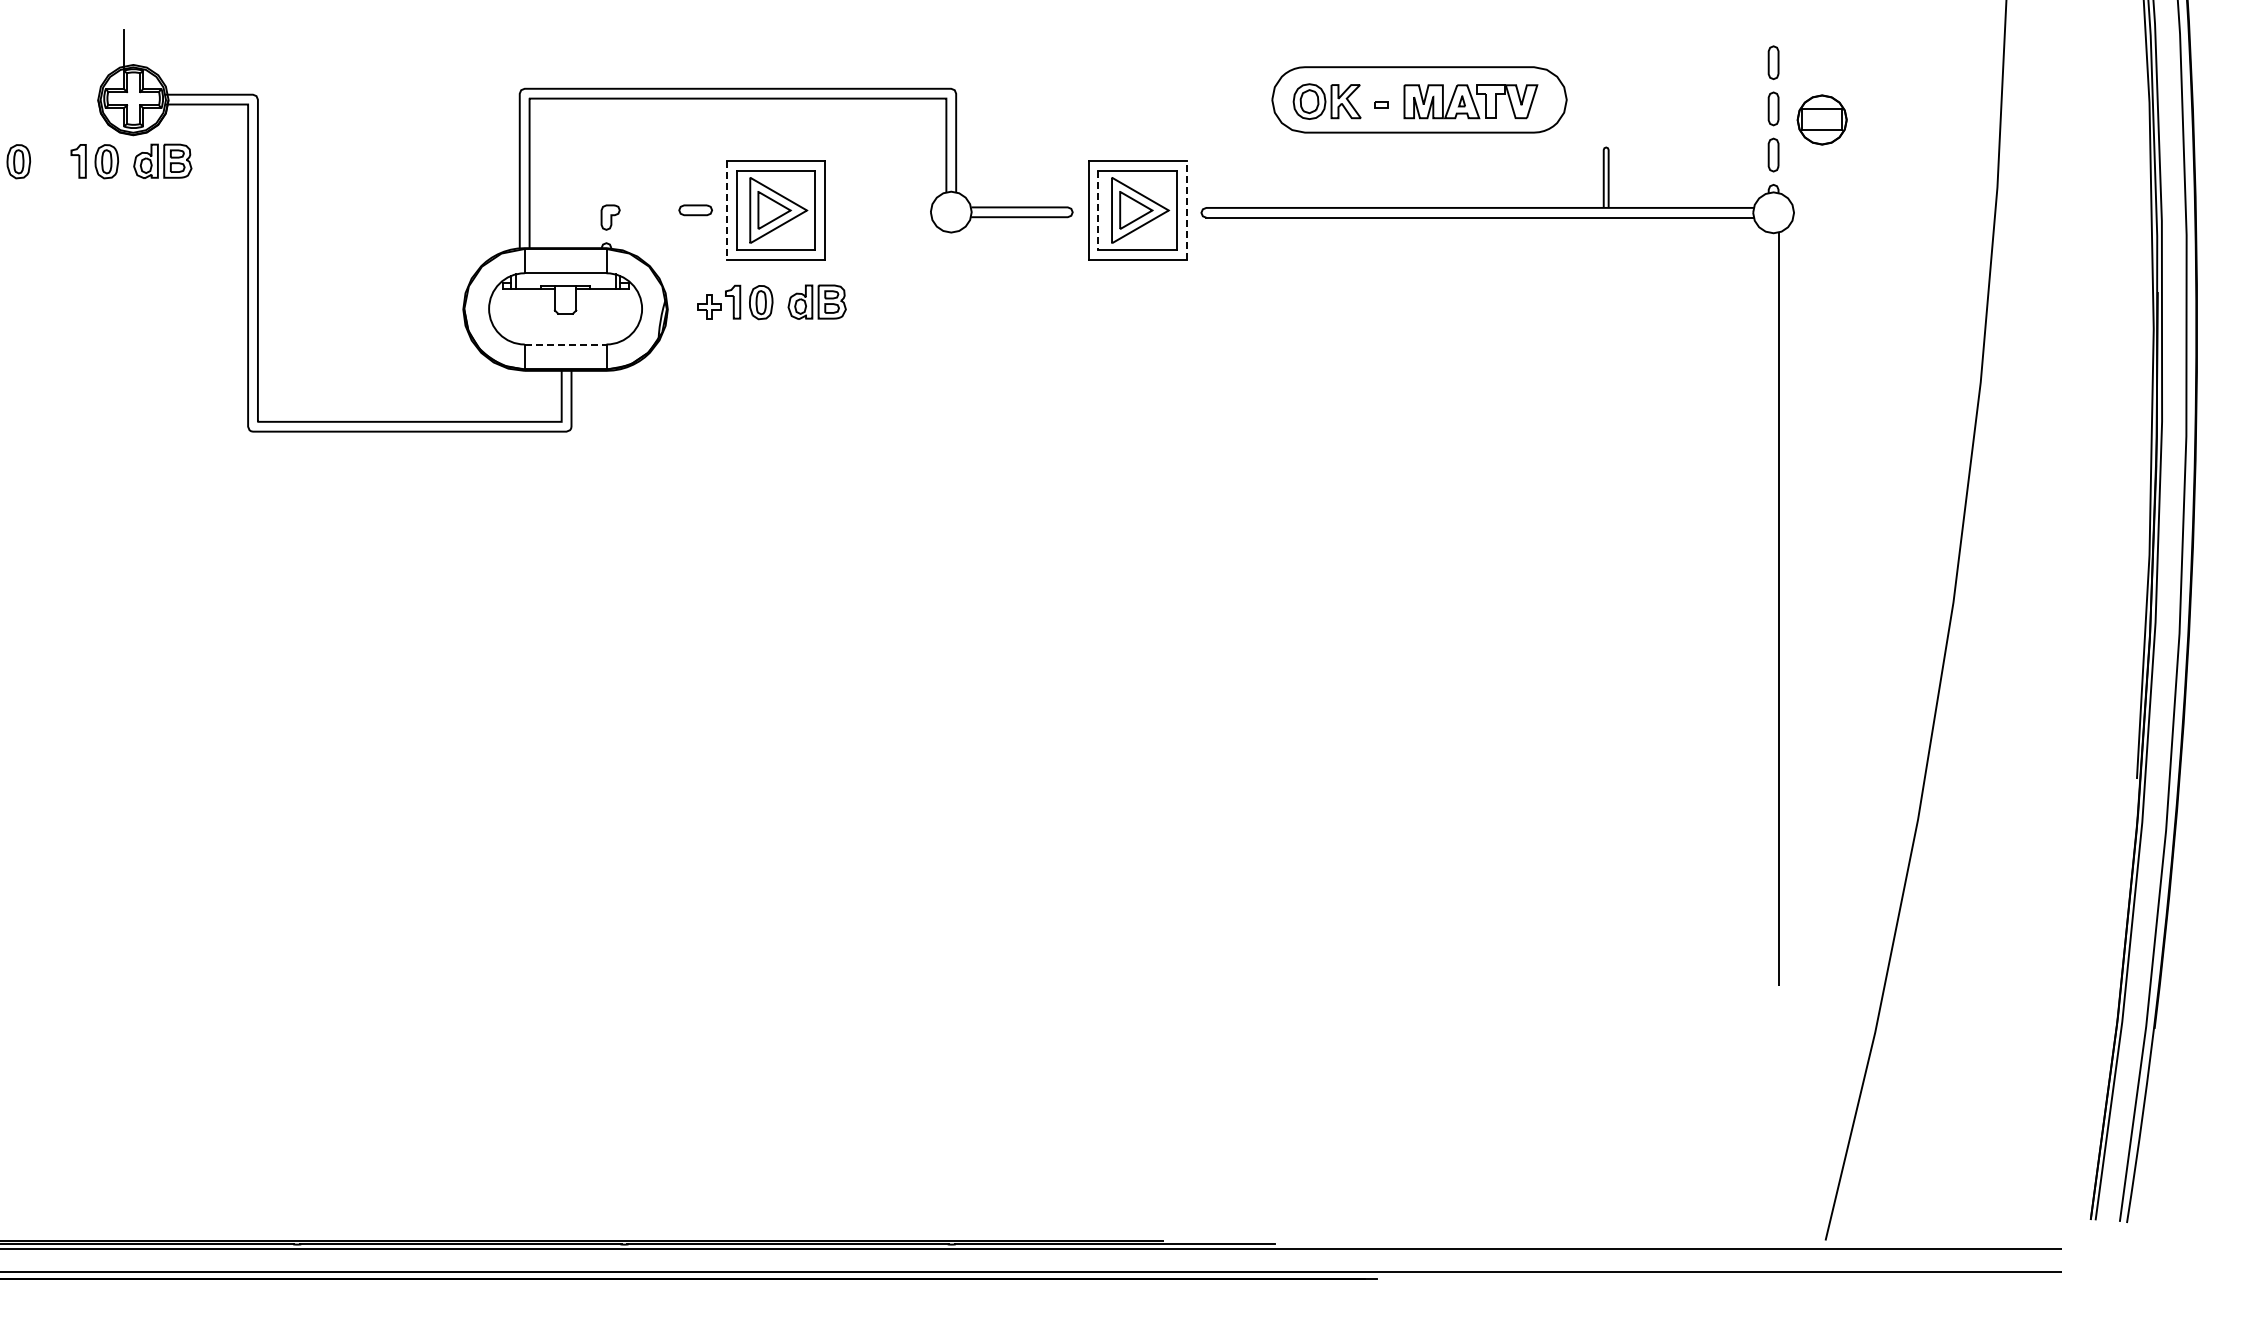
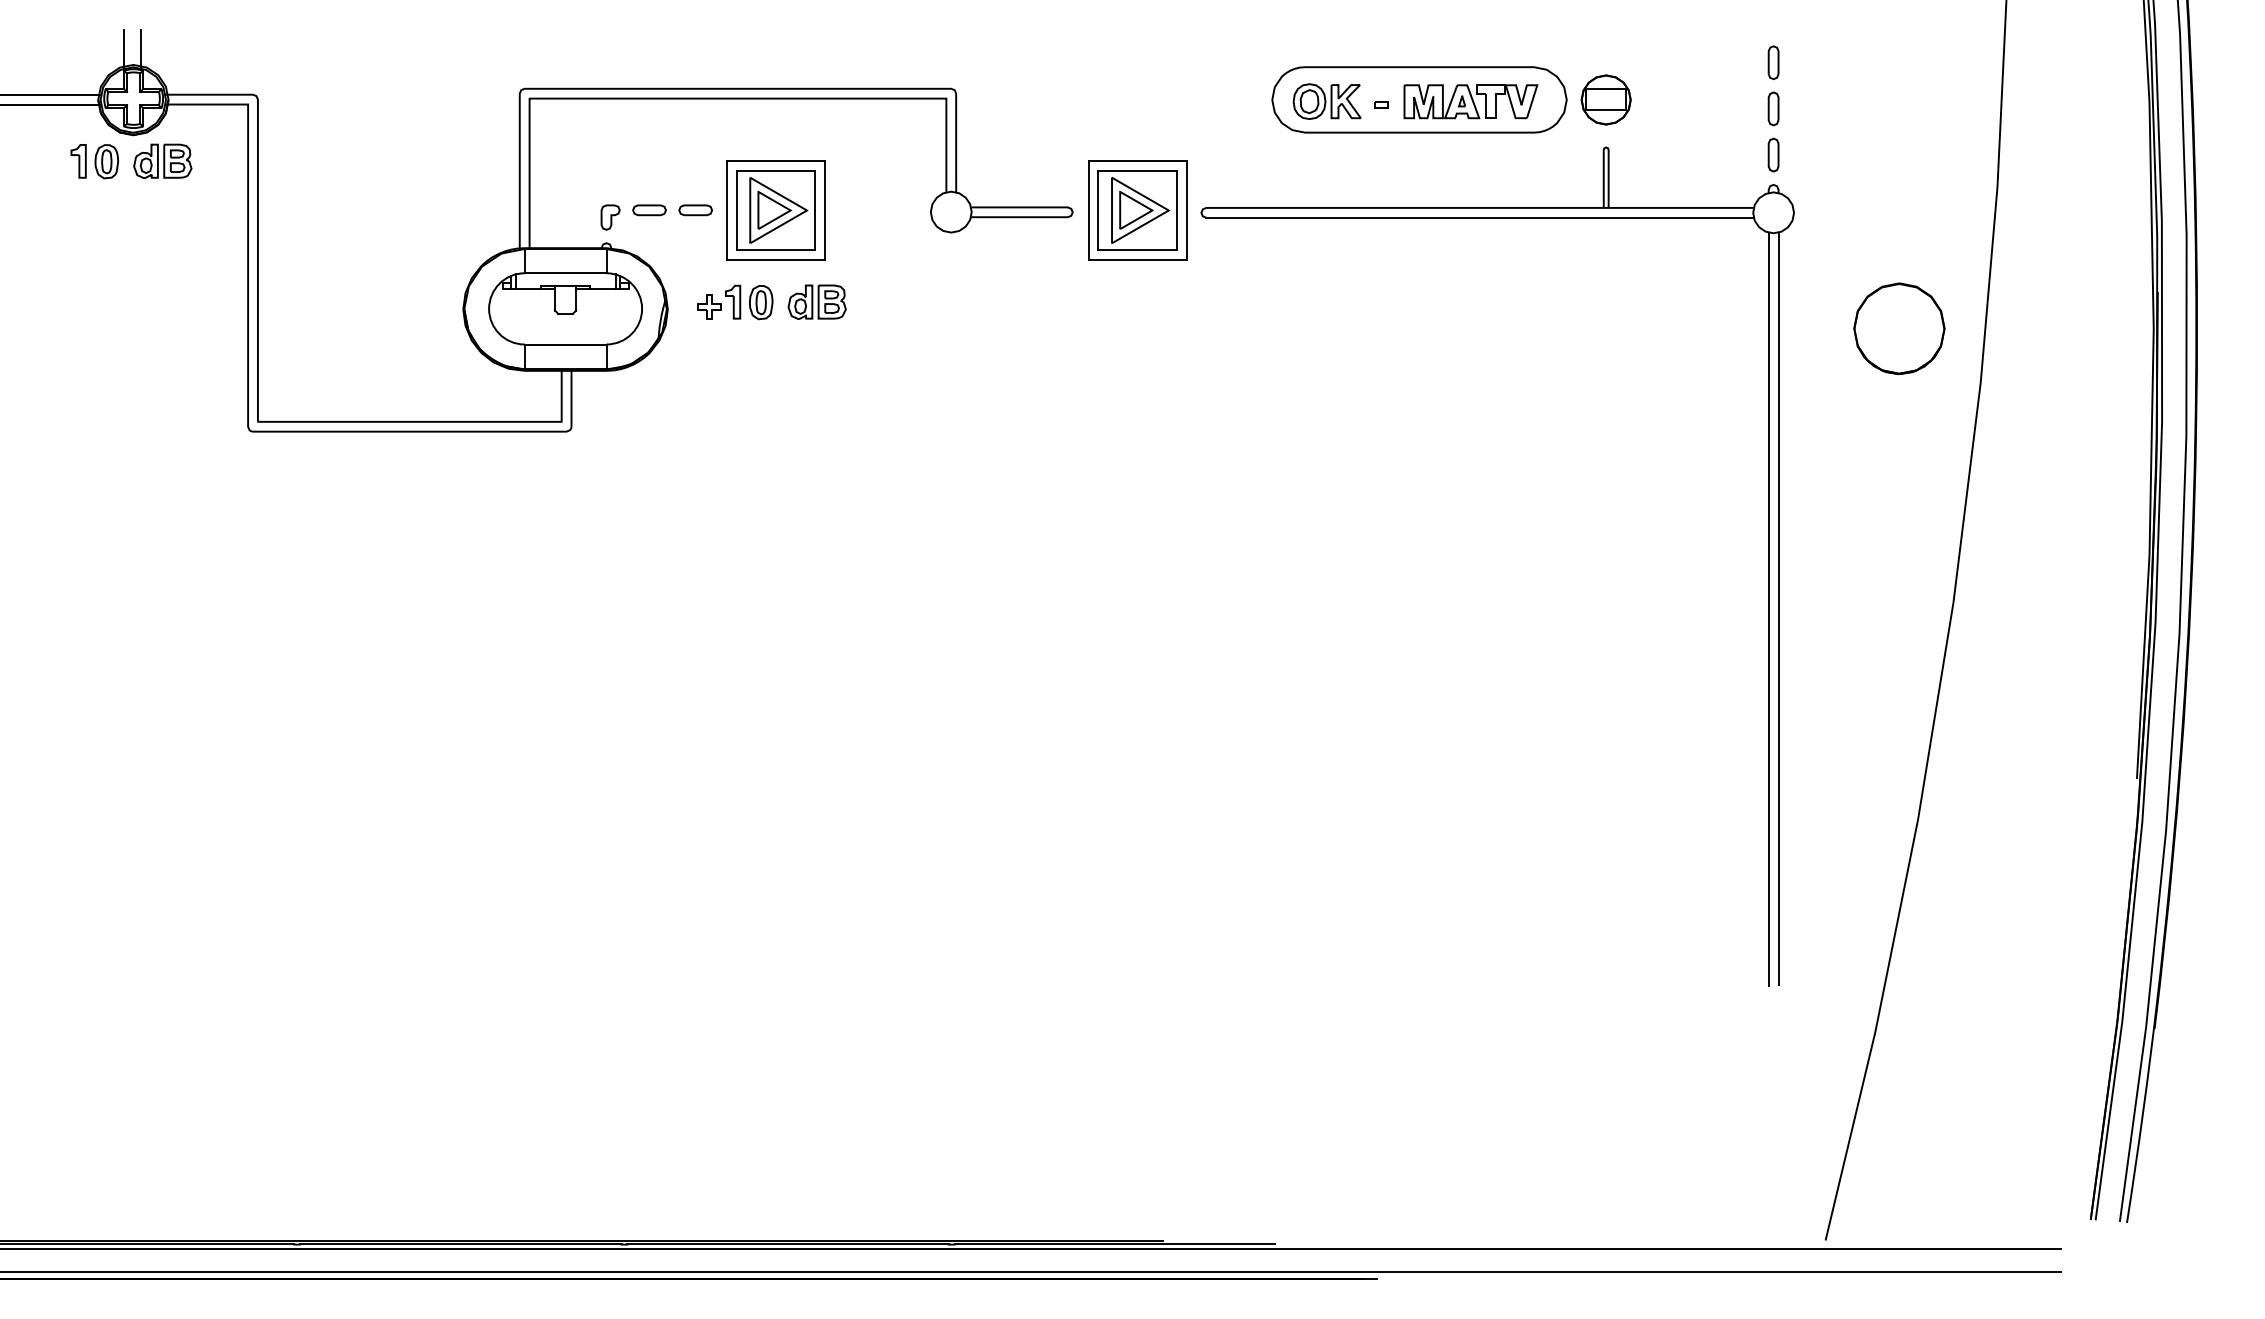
line: none -> present (140, 49)
line: none -> present (51, 94)
line: none -> present (51, 104)
part position: (1821, 119) -> (1605, 99) (1605, 99)
part: present -> none (18, 161)
part: none -> present (649, 210)
line: dashed -> solid (1186, 210)
line: dashed -> solid (726, 211)
line: dashed -> solid (1098, 211)
part: none -> present (1899, 328)
line: dashed -> solid (565, 344)
line: none -> present (1768, 608)
